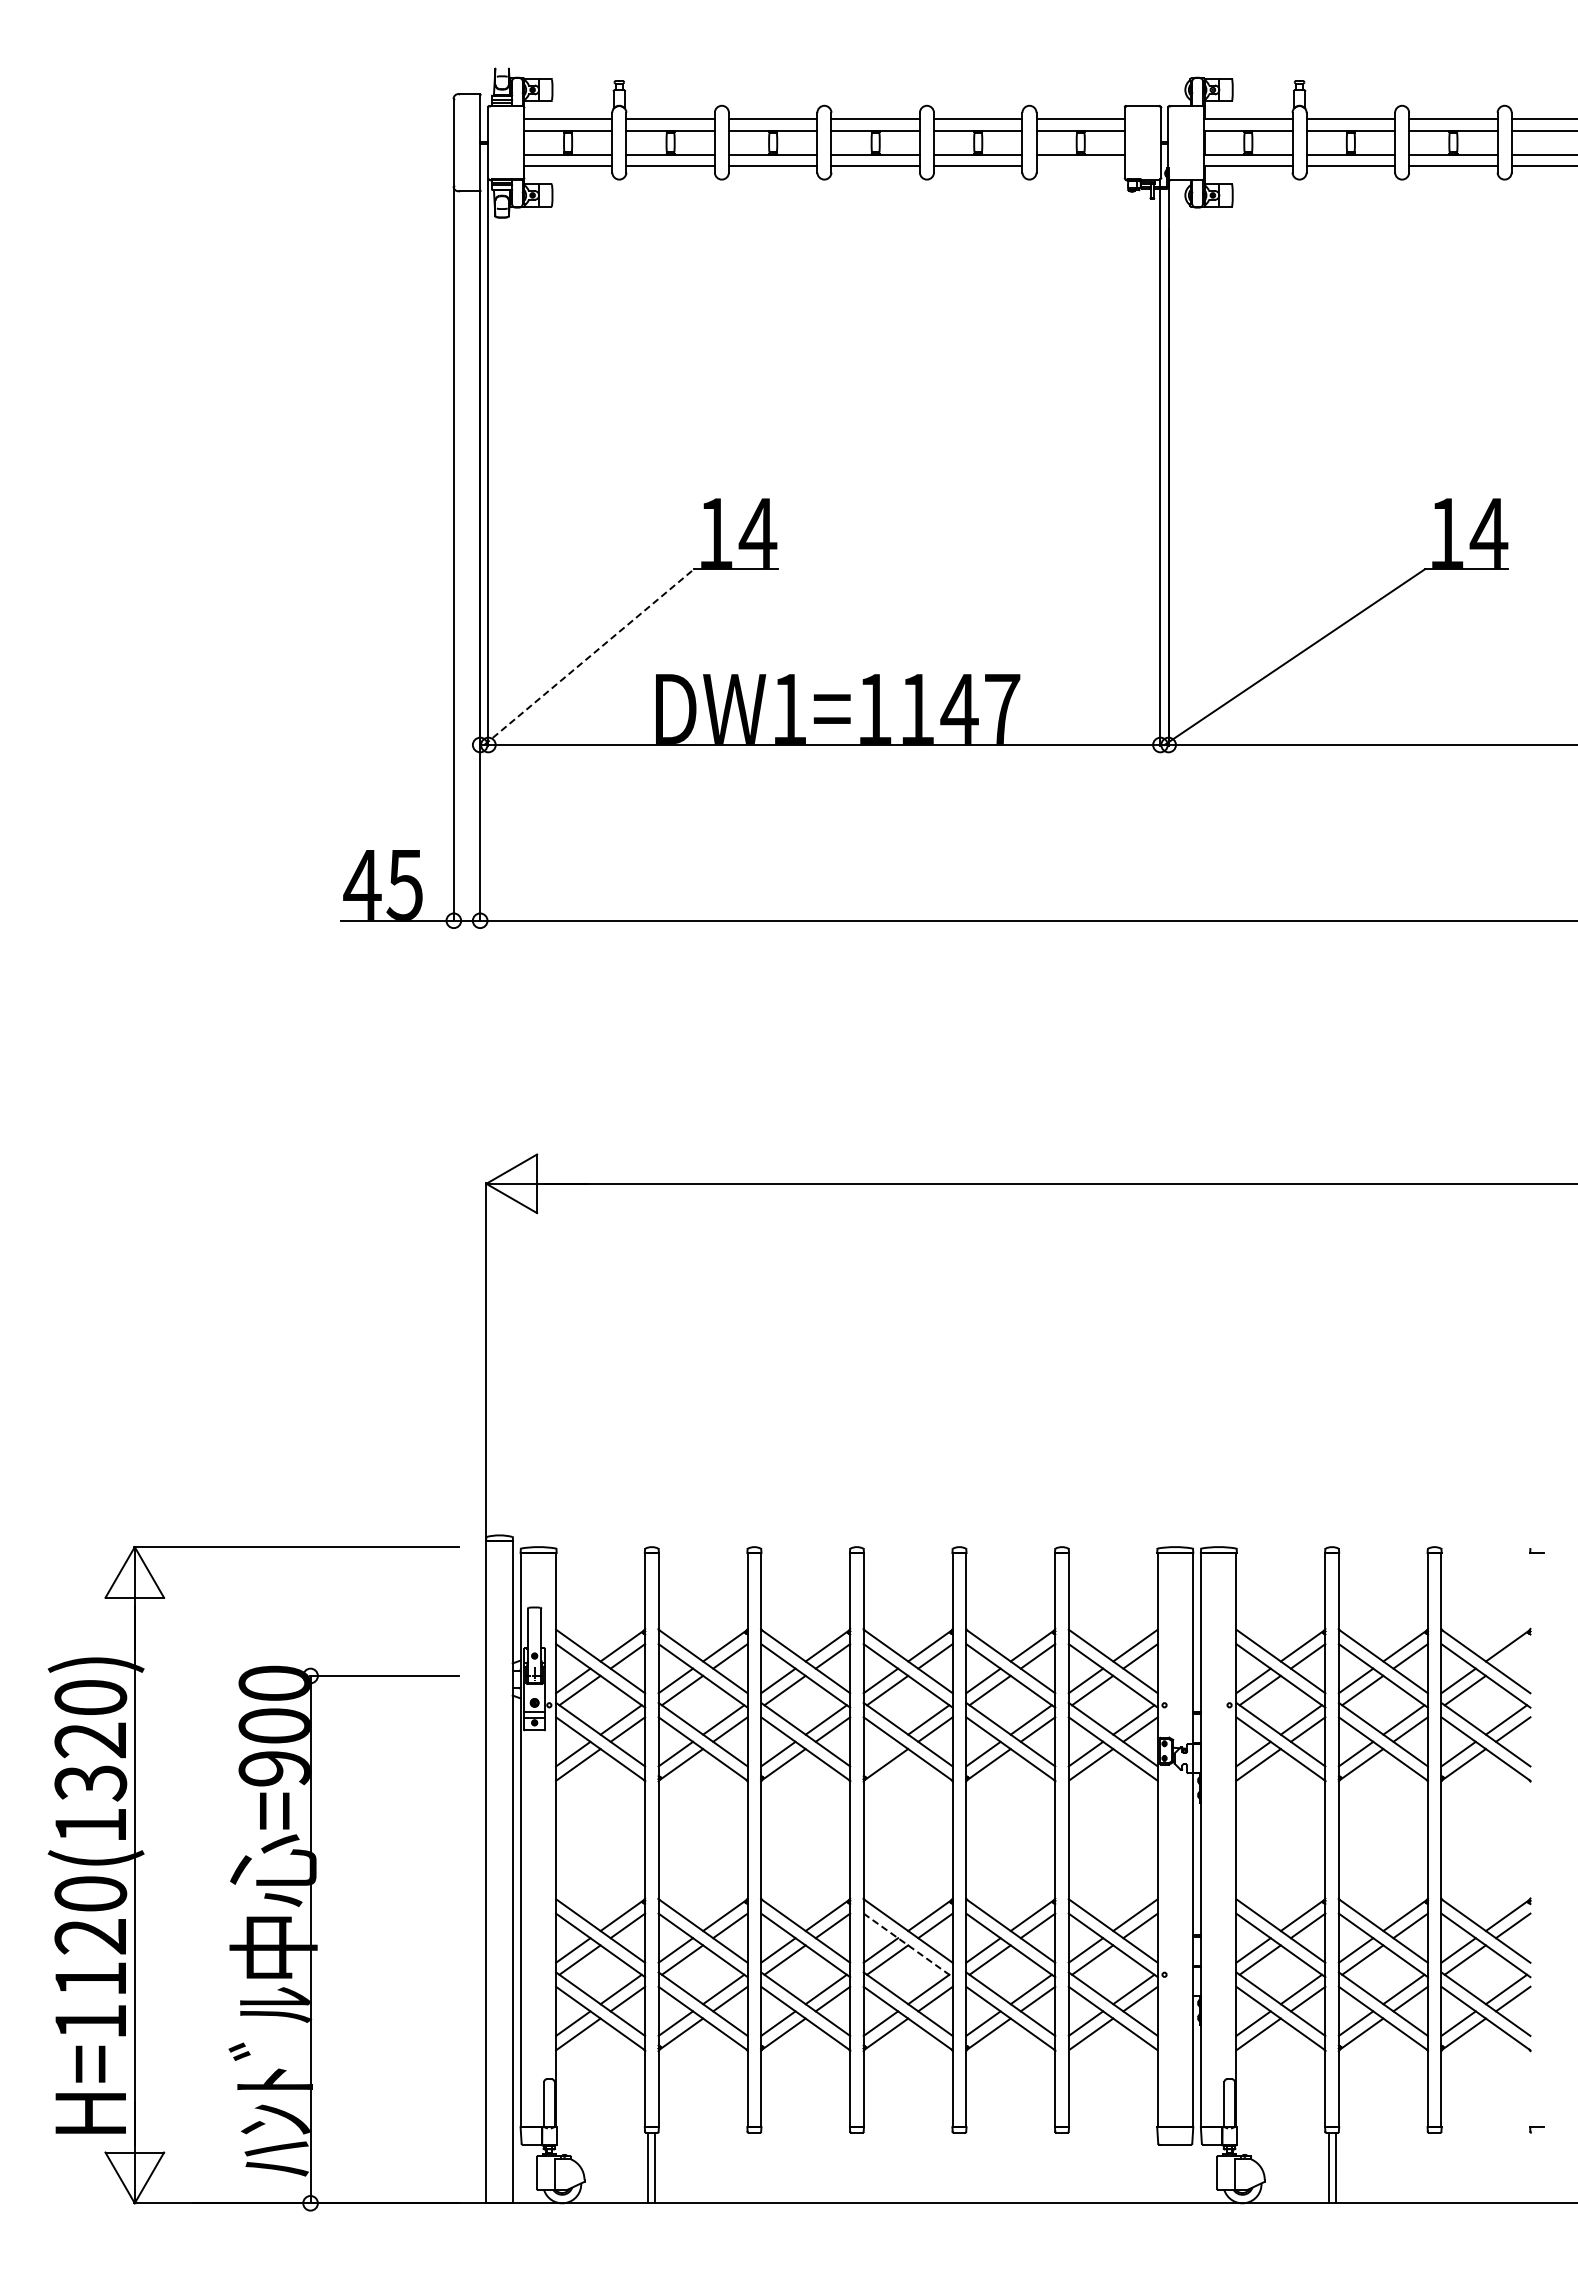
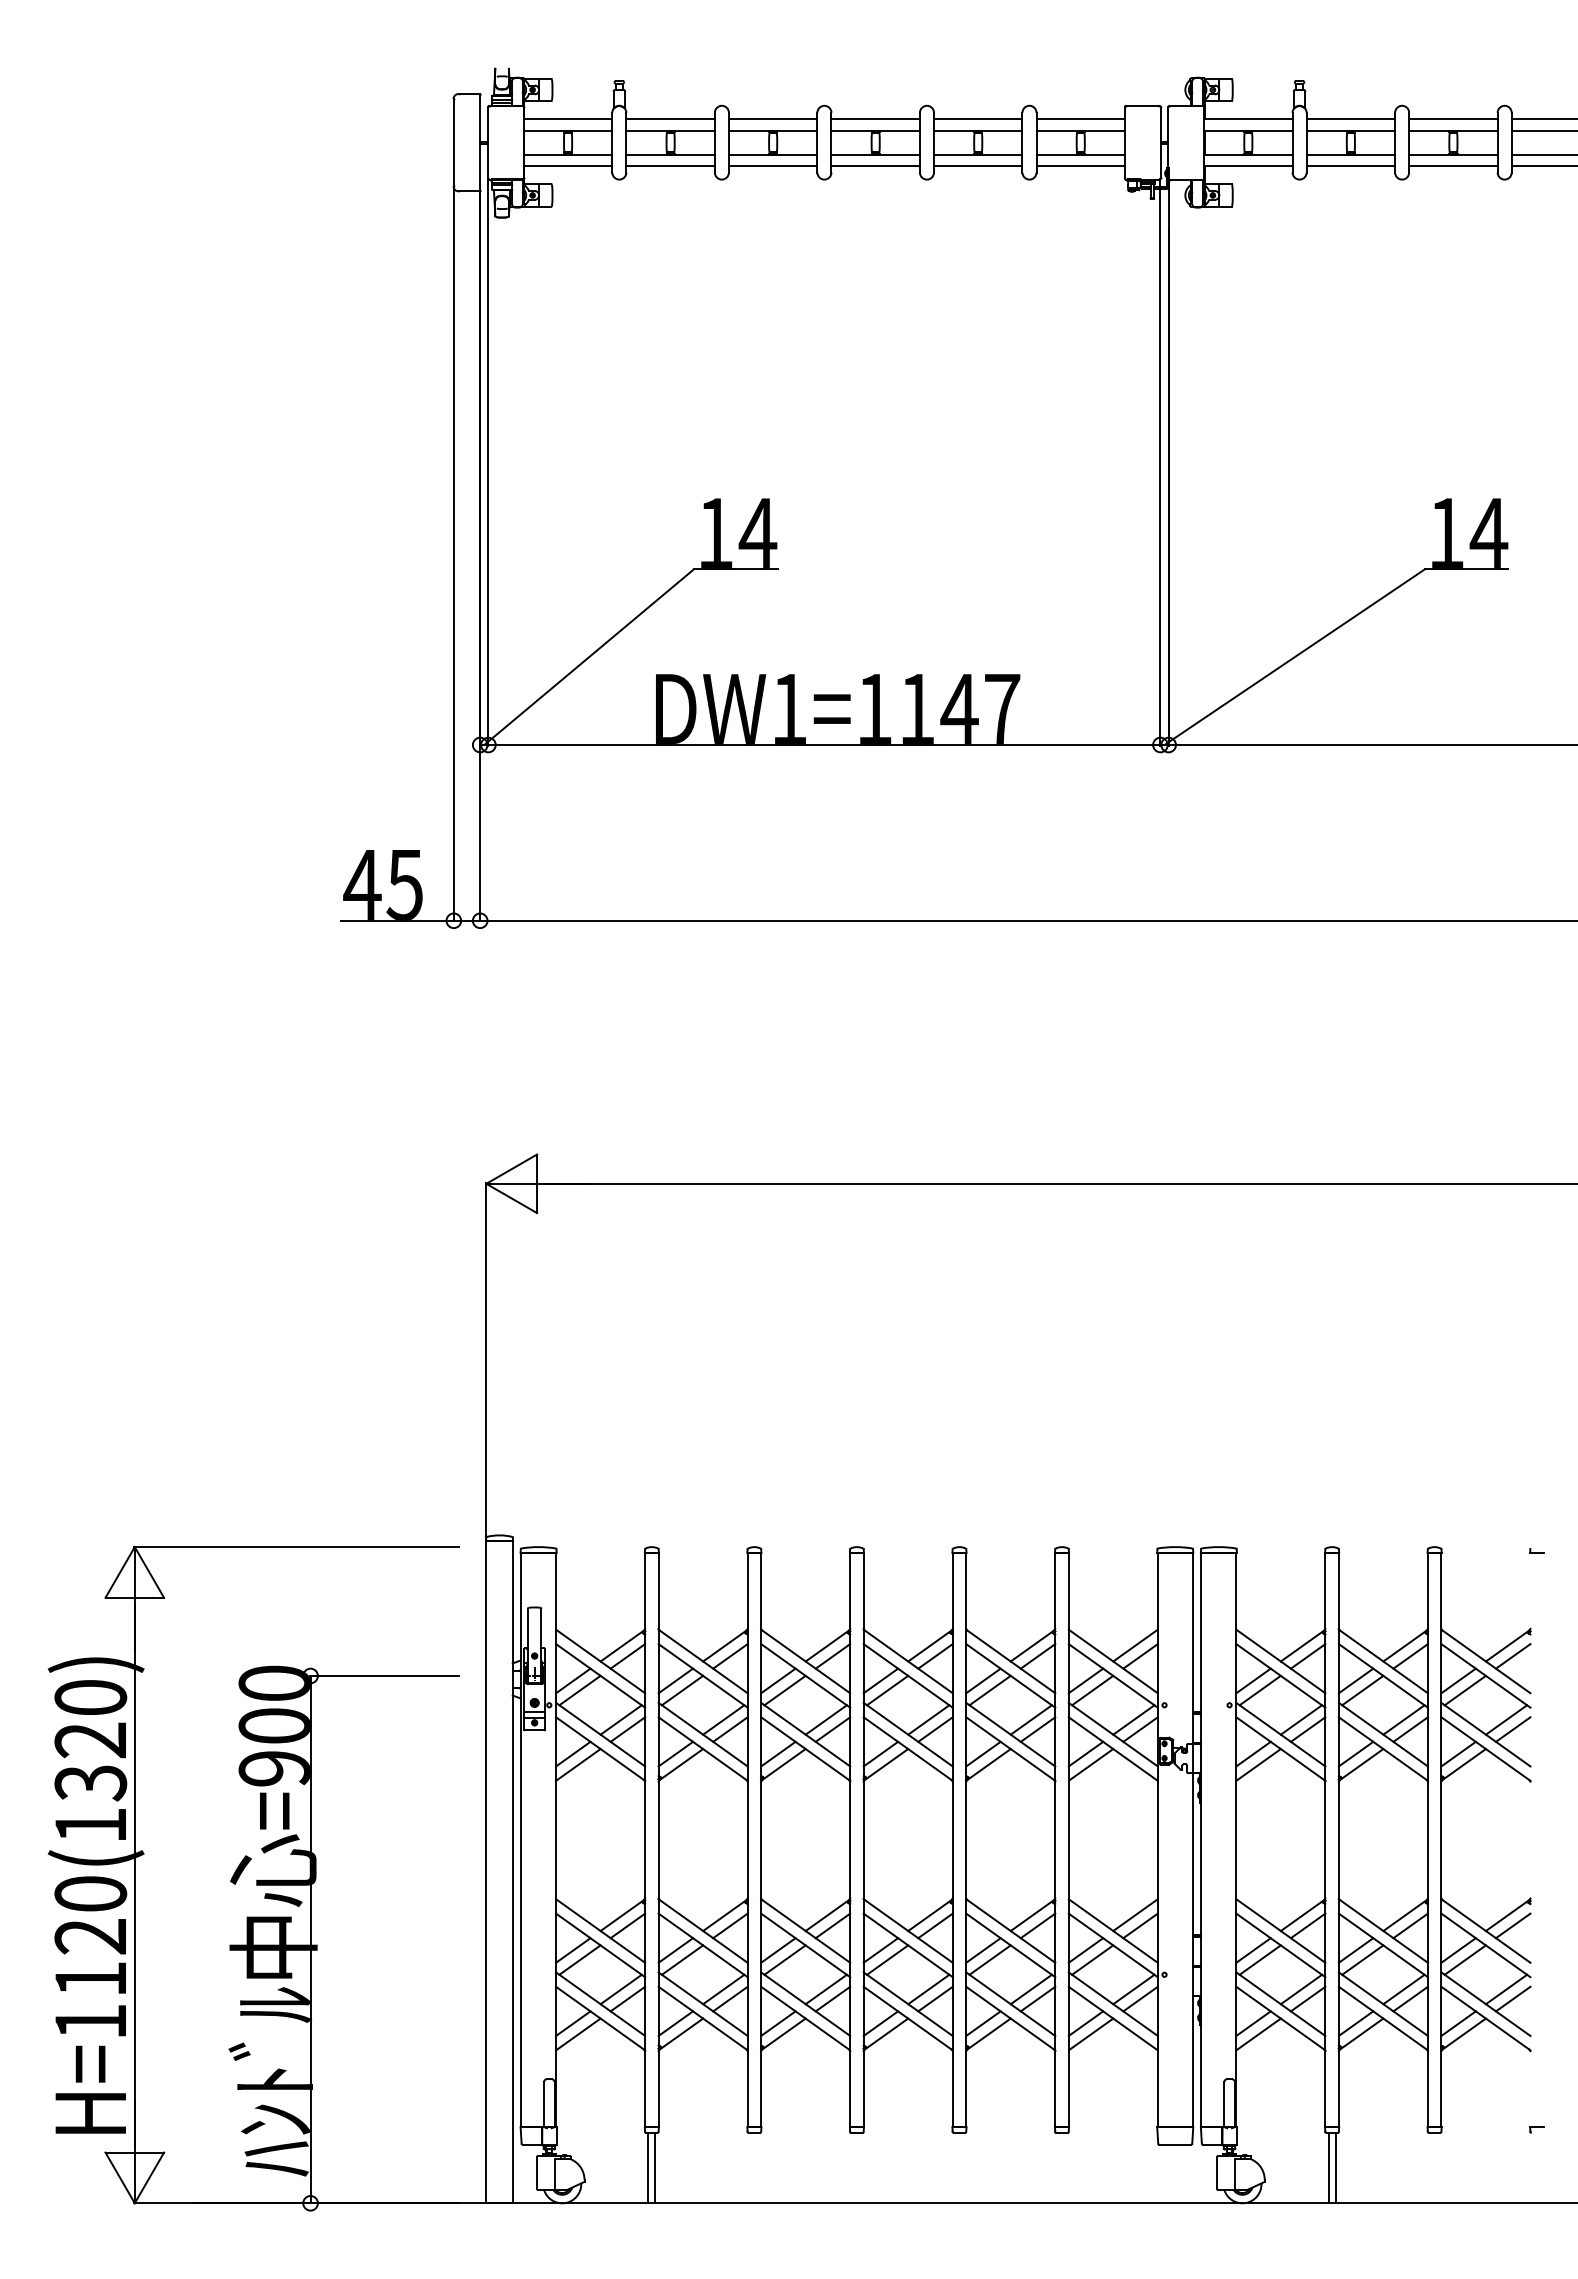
line: none -> present (1080, 166)
line: dashed -> solid (589, 657)
line: none -> present (1513, 1656)
line: none -> present (880, 1753)
line: dashed -> solid (908, 1945)
